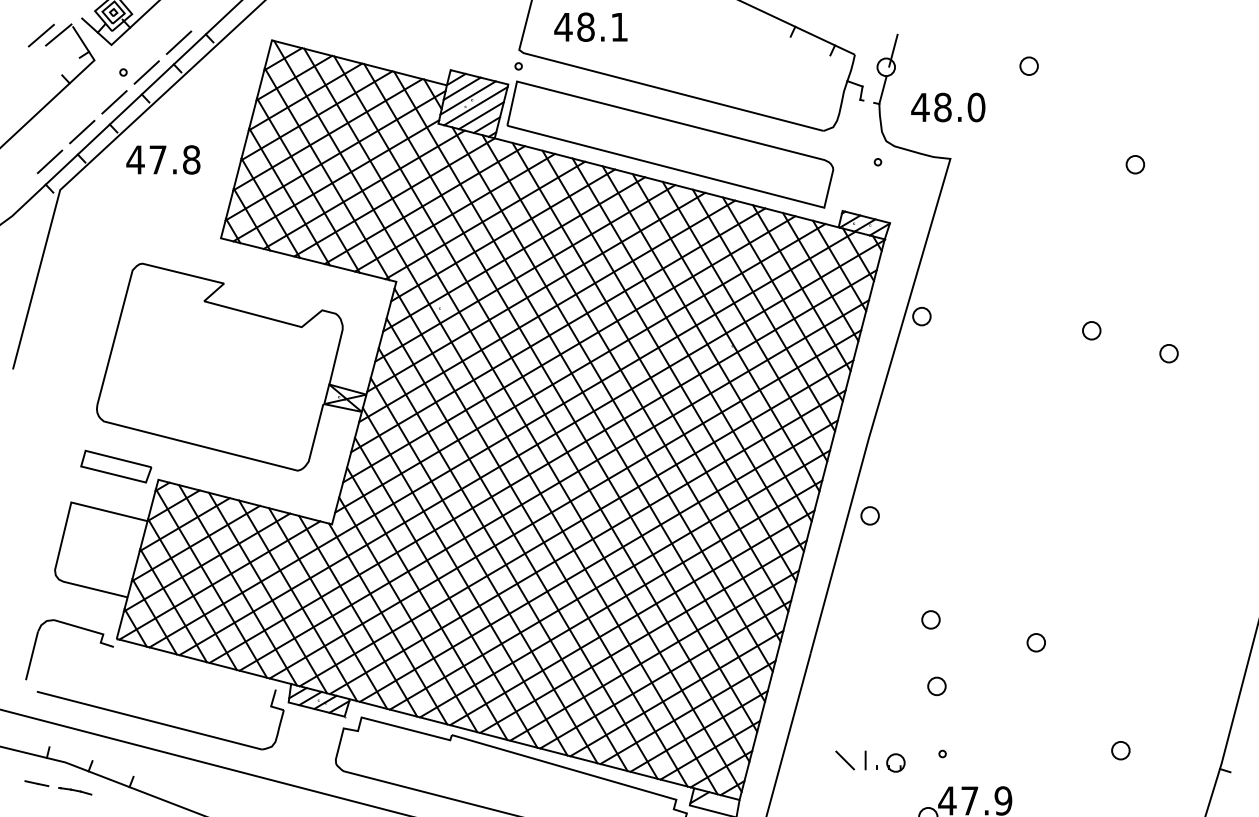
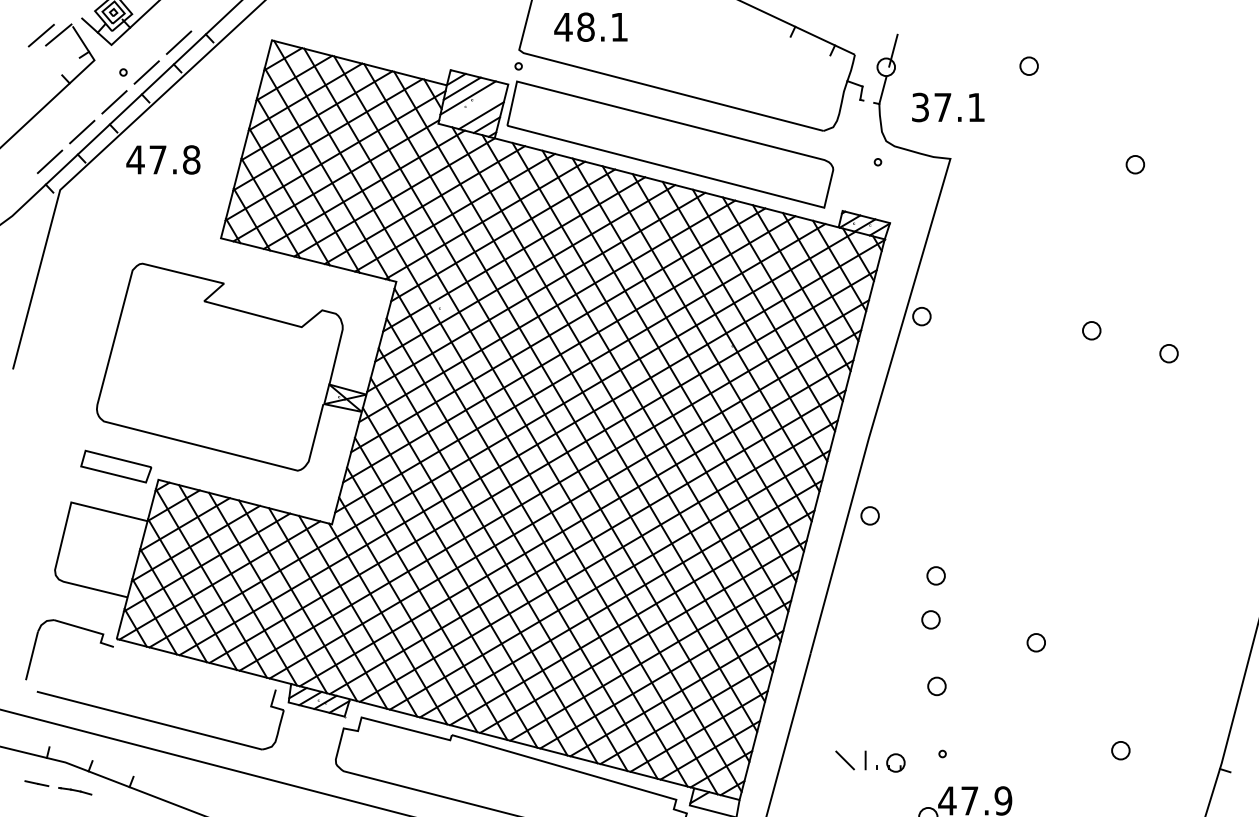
line: present -> none (475, 106)
text: 48.0 -> 37.1 (948, 107)
part: none -> present (935, 575)
